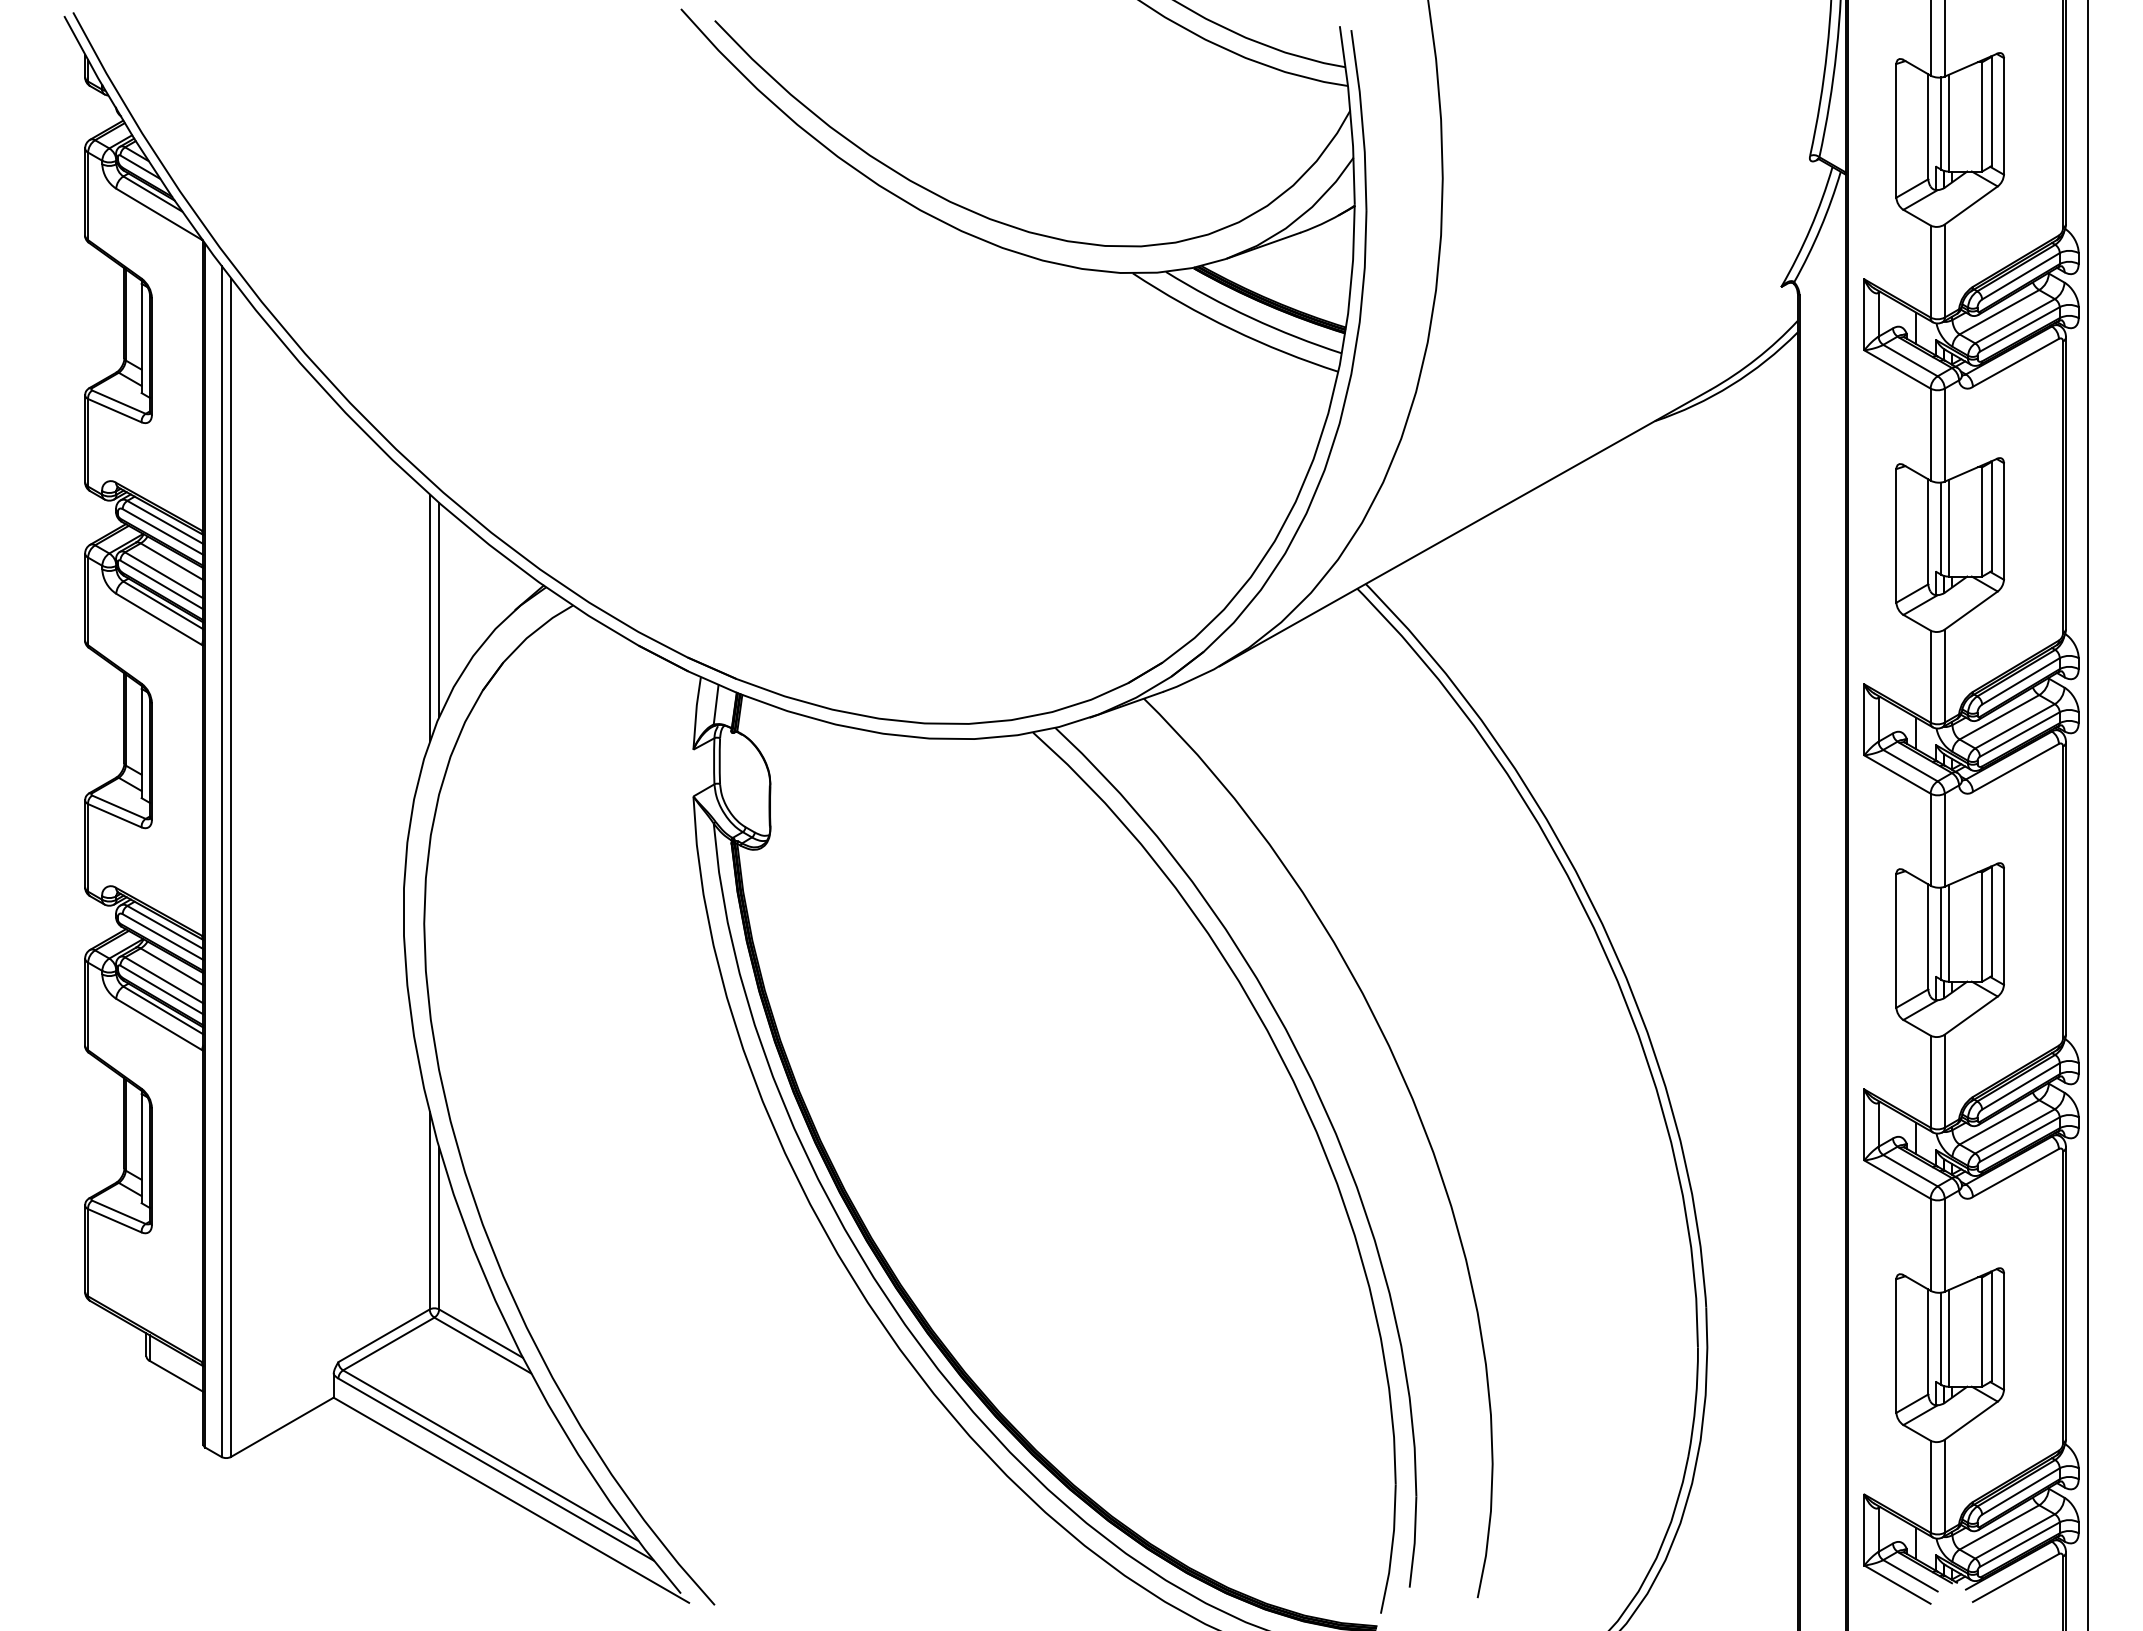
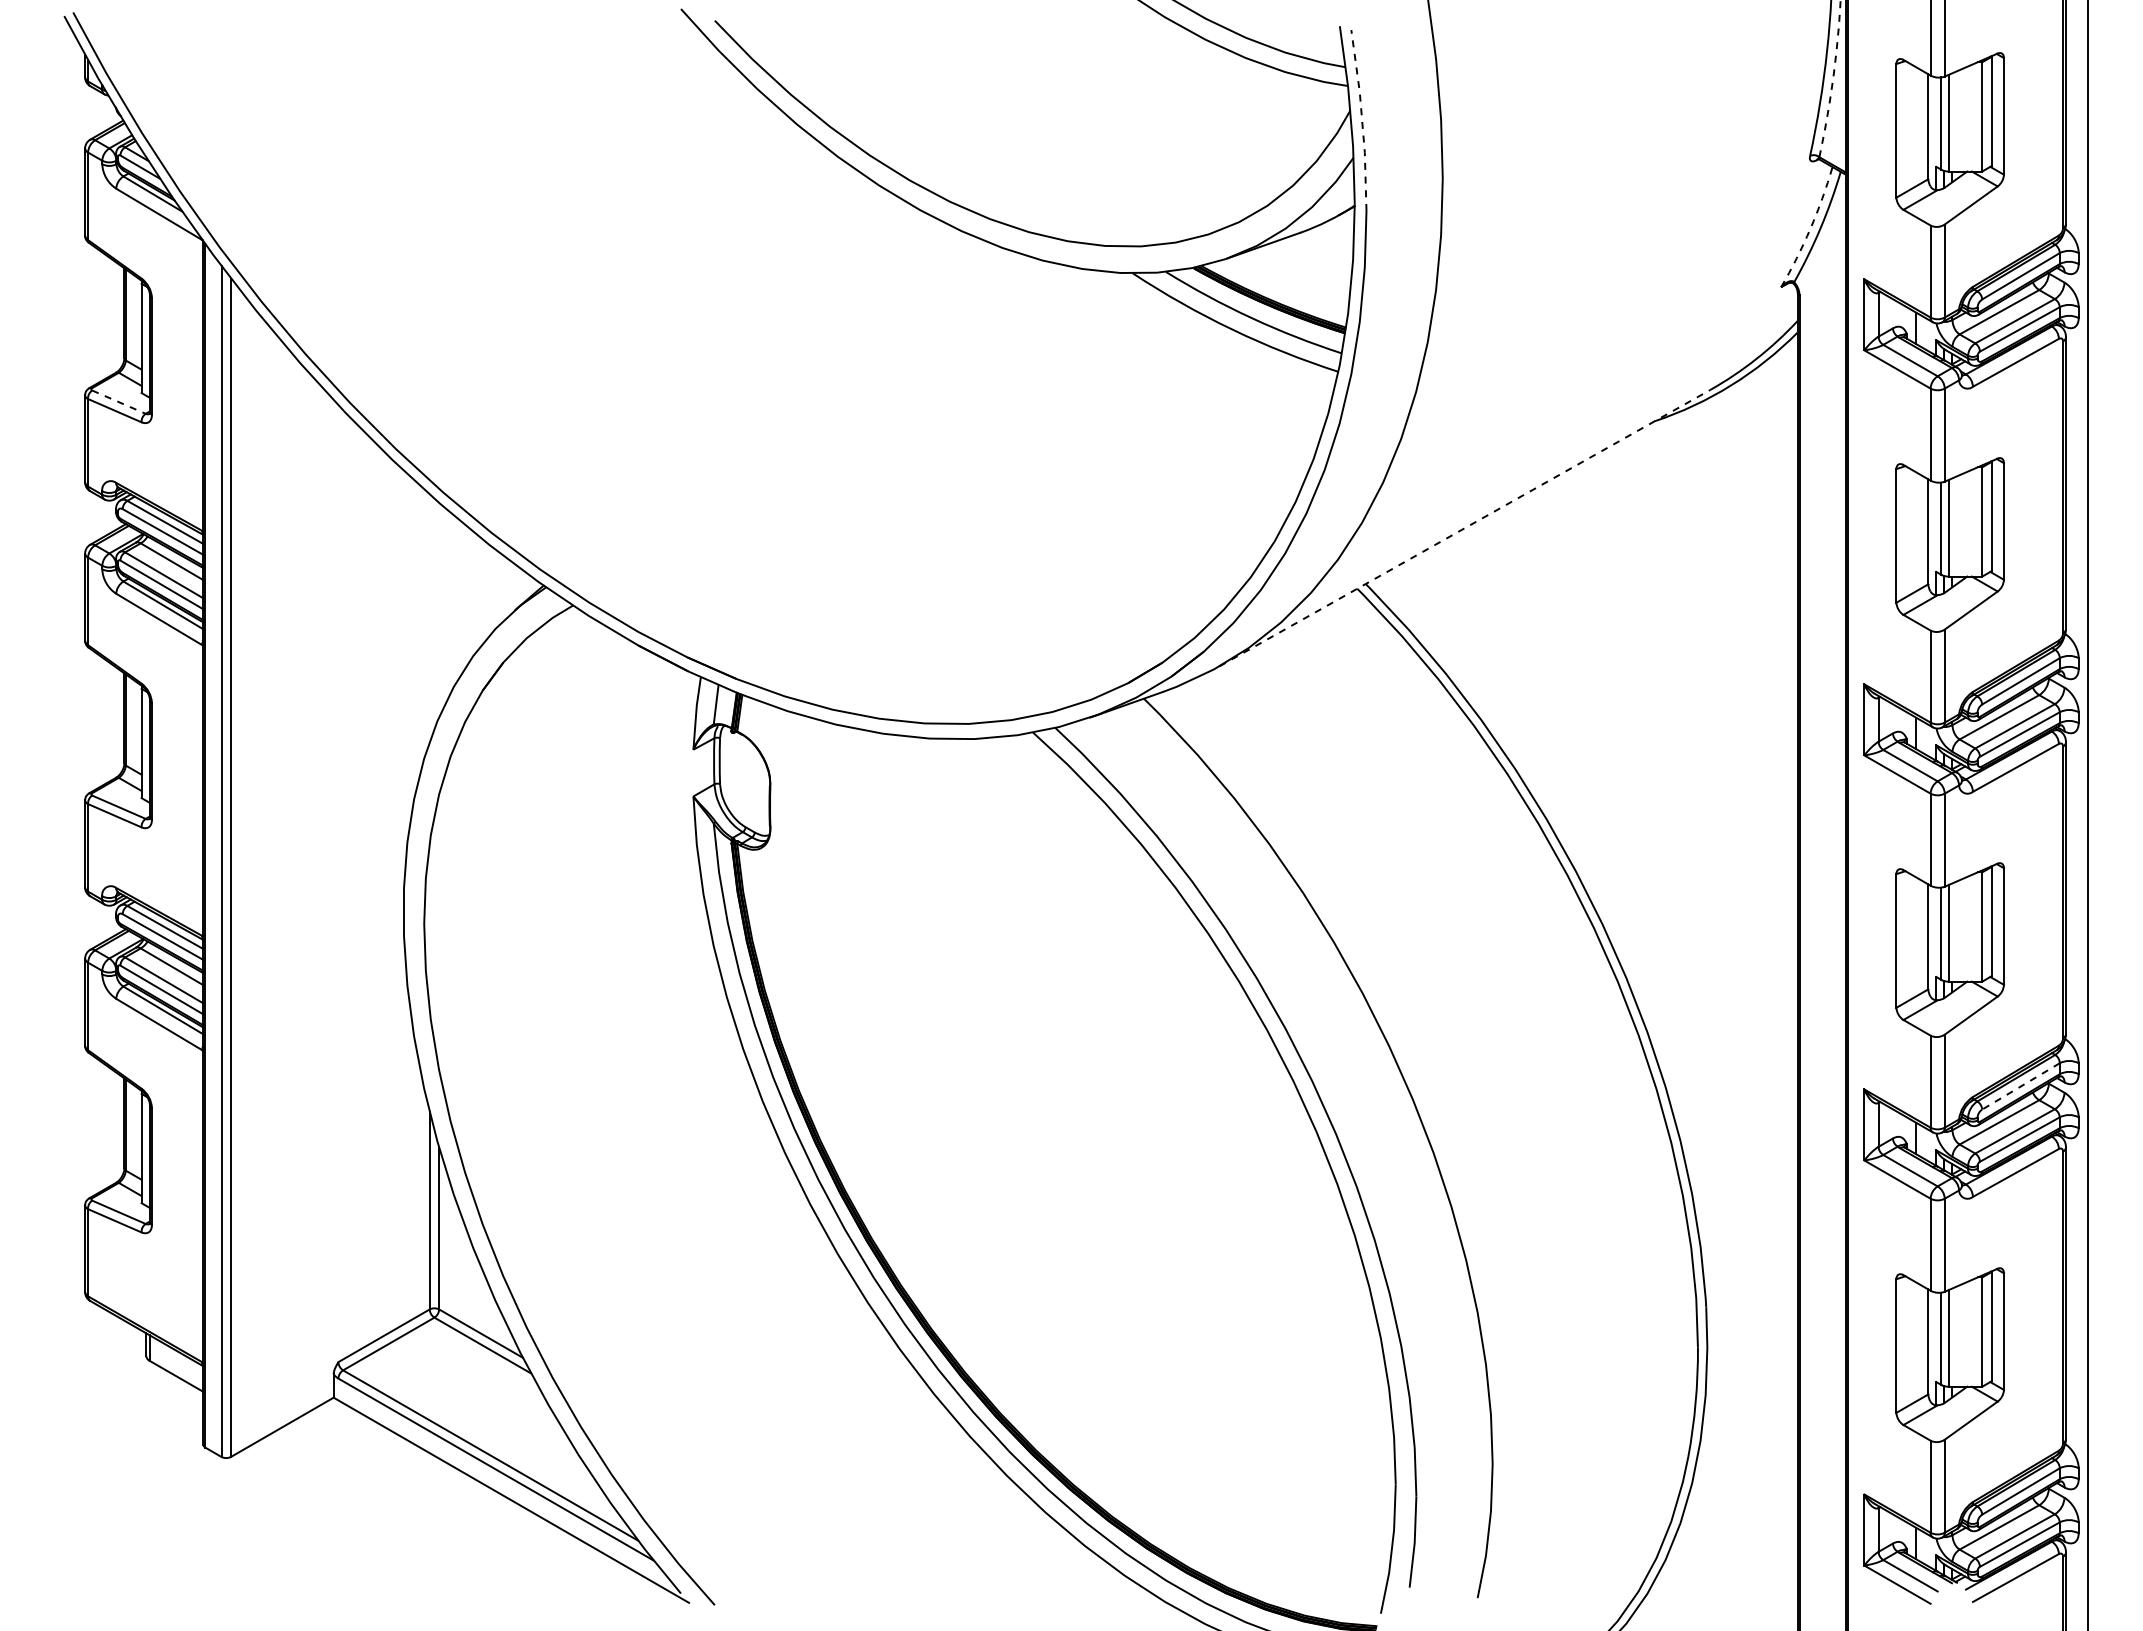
arc: solid -> dashed (1833, 78)
line: solid -> dashed (1362, 119)
arc: solid -> dashed (1810, 228)
line: solid -> dashed (119, 402)
line: solid -> dashed (1465, 527)
line: present -> none (439, 609)
line: present -> none (429, 617)
line: solid -> dashed (2020, 1086)
